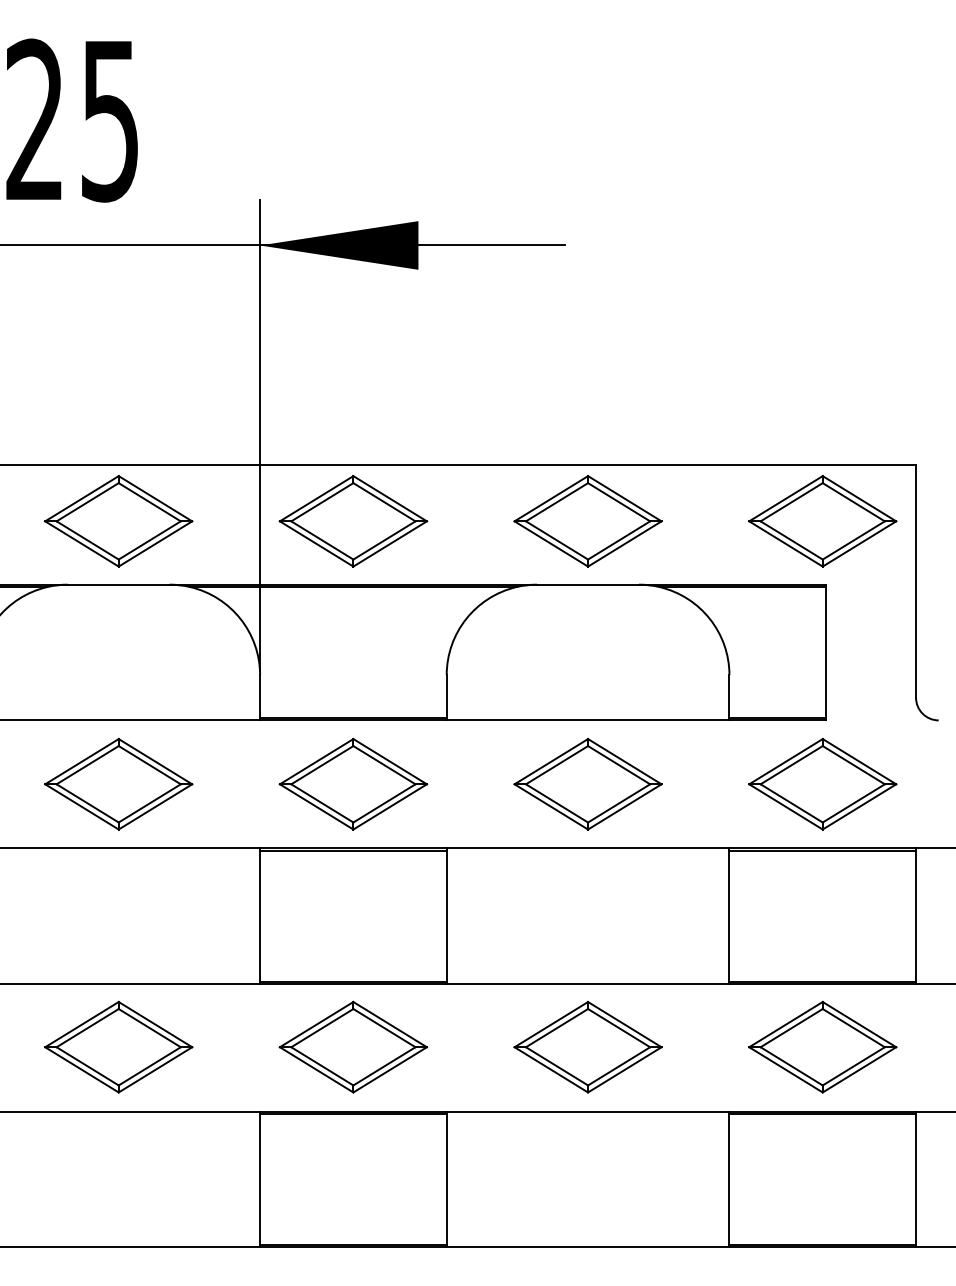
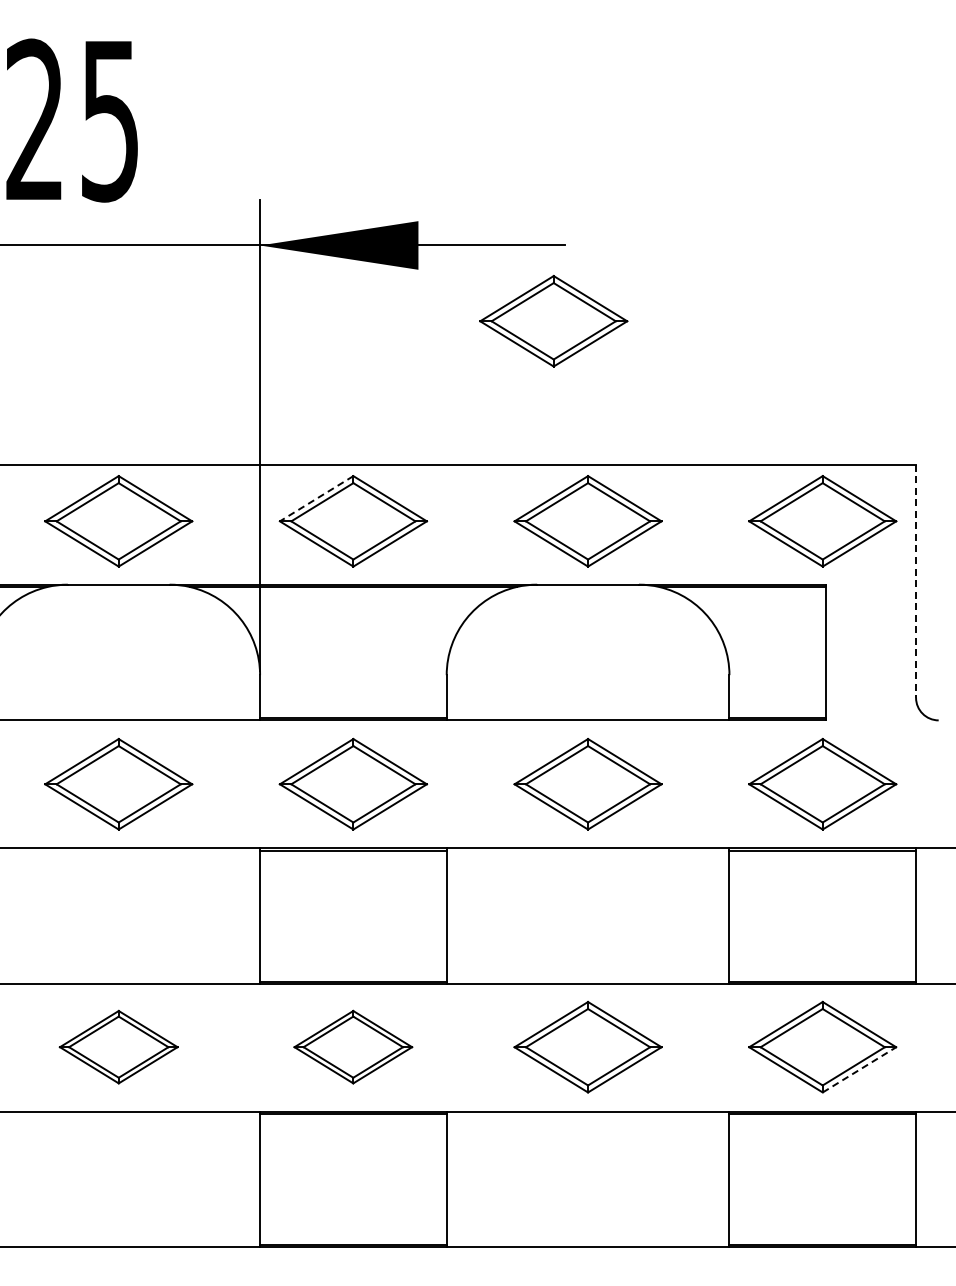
part: none -> present (553, 321)
line: solid -> dashed (316, 499)
line: solid -> dashed (916, 581)
part size: 150x94 px -> 121x76 px (118, 1046)
part size: 150x94 px -> 121x76 px (353, 1046)
line: solid -> dashed (859, 1069)
